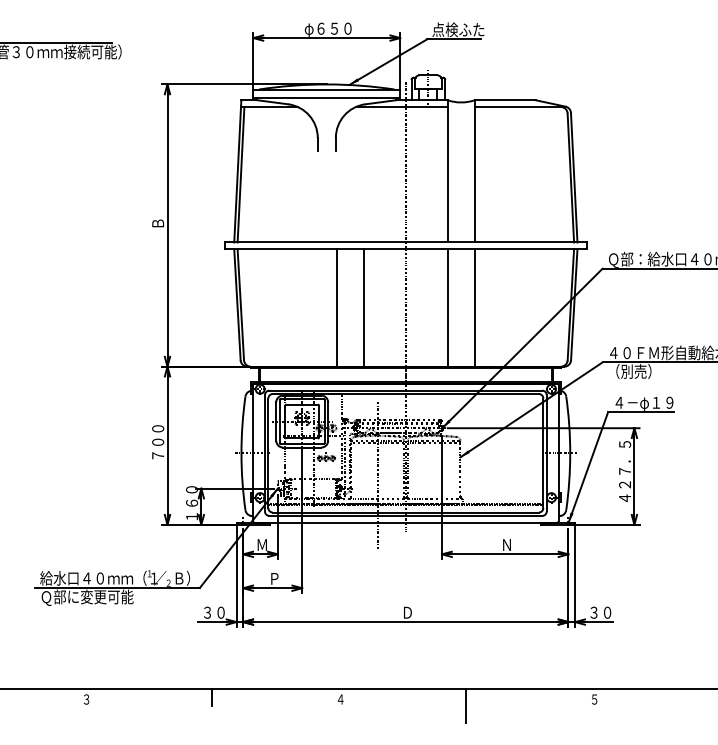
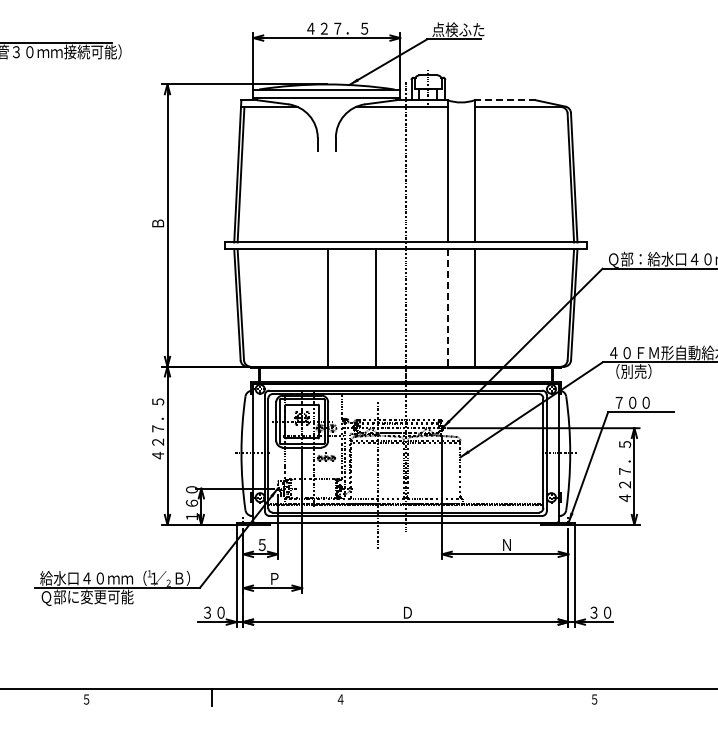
text: φ６５０ -> ４２７．５ (336, 29)
line: solid -> dashed (504, 100)
line position: (336, 307) -> (327, 307) (327, 307)
line position: (364, 307) -> (376, 307) (376, 307)
line: solid -> dashed (447, 307)
text: ４－φ１９ -> ７００ (644, 403)
text: ７００ -> ４２７．５ (158, 428)
text: Ｍ -> ５ (261, 545)
text: ３ -> ５ (86, 698)
line: present -> none (466, 705)
